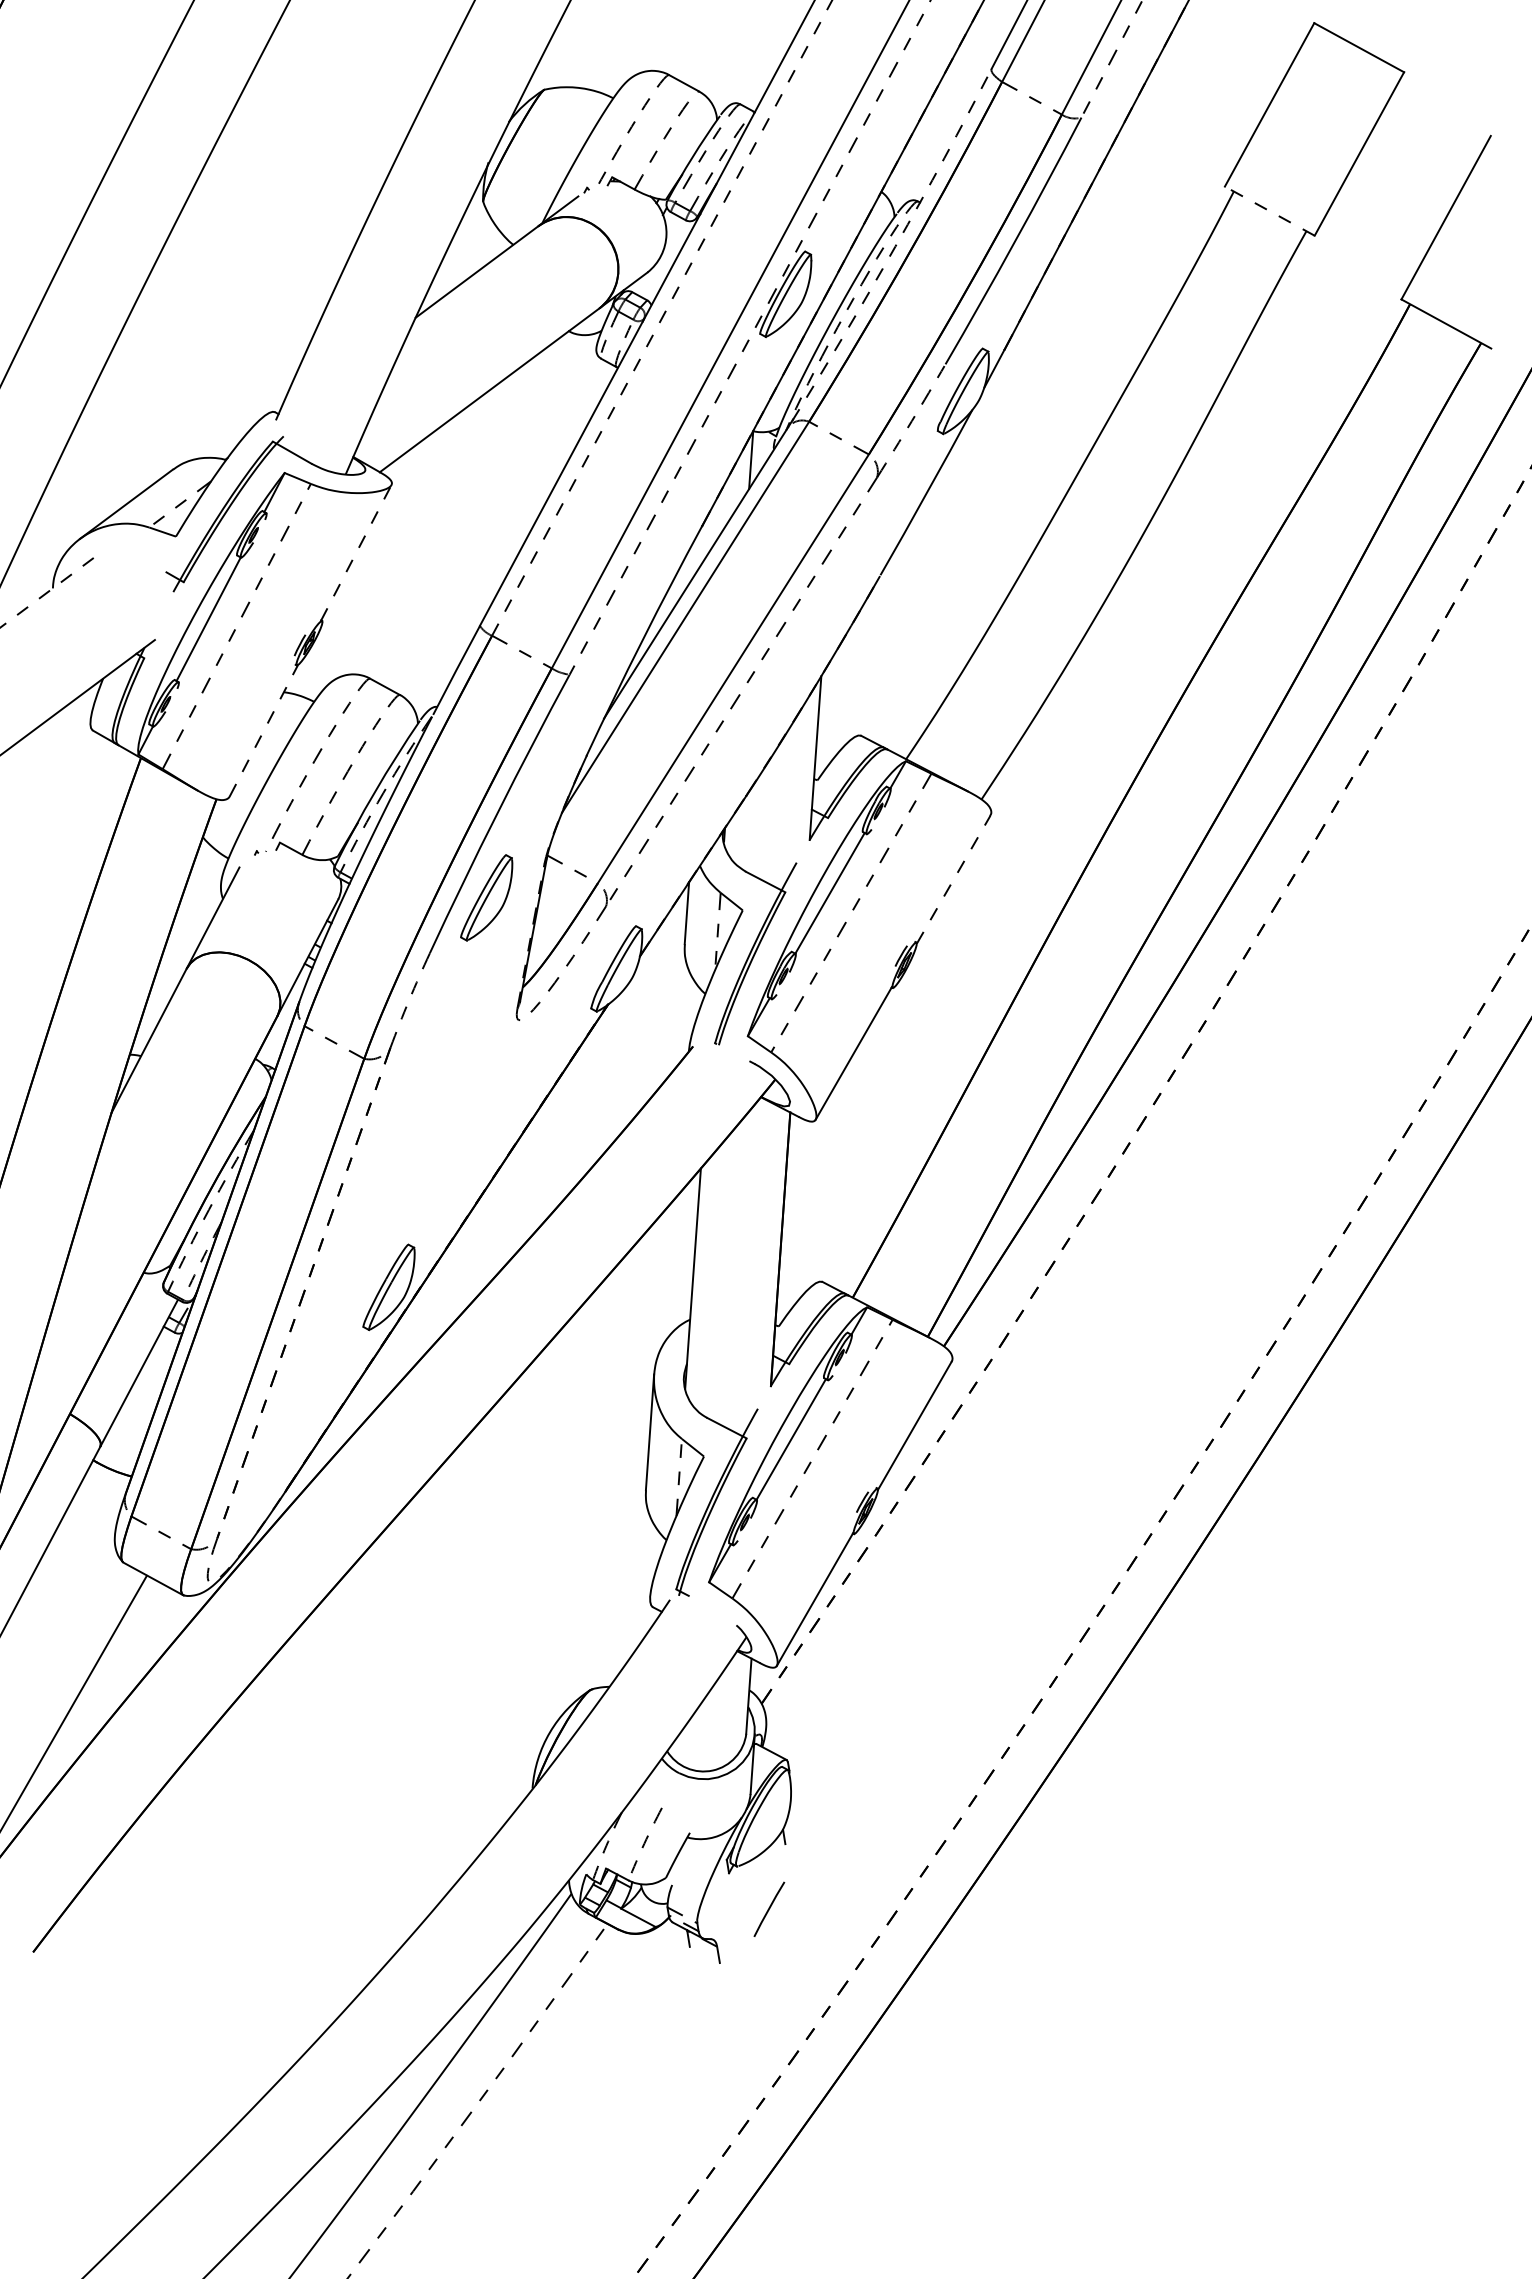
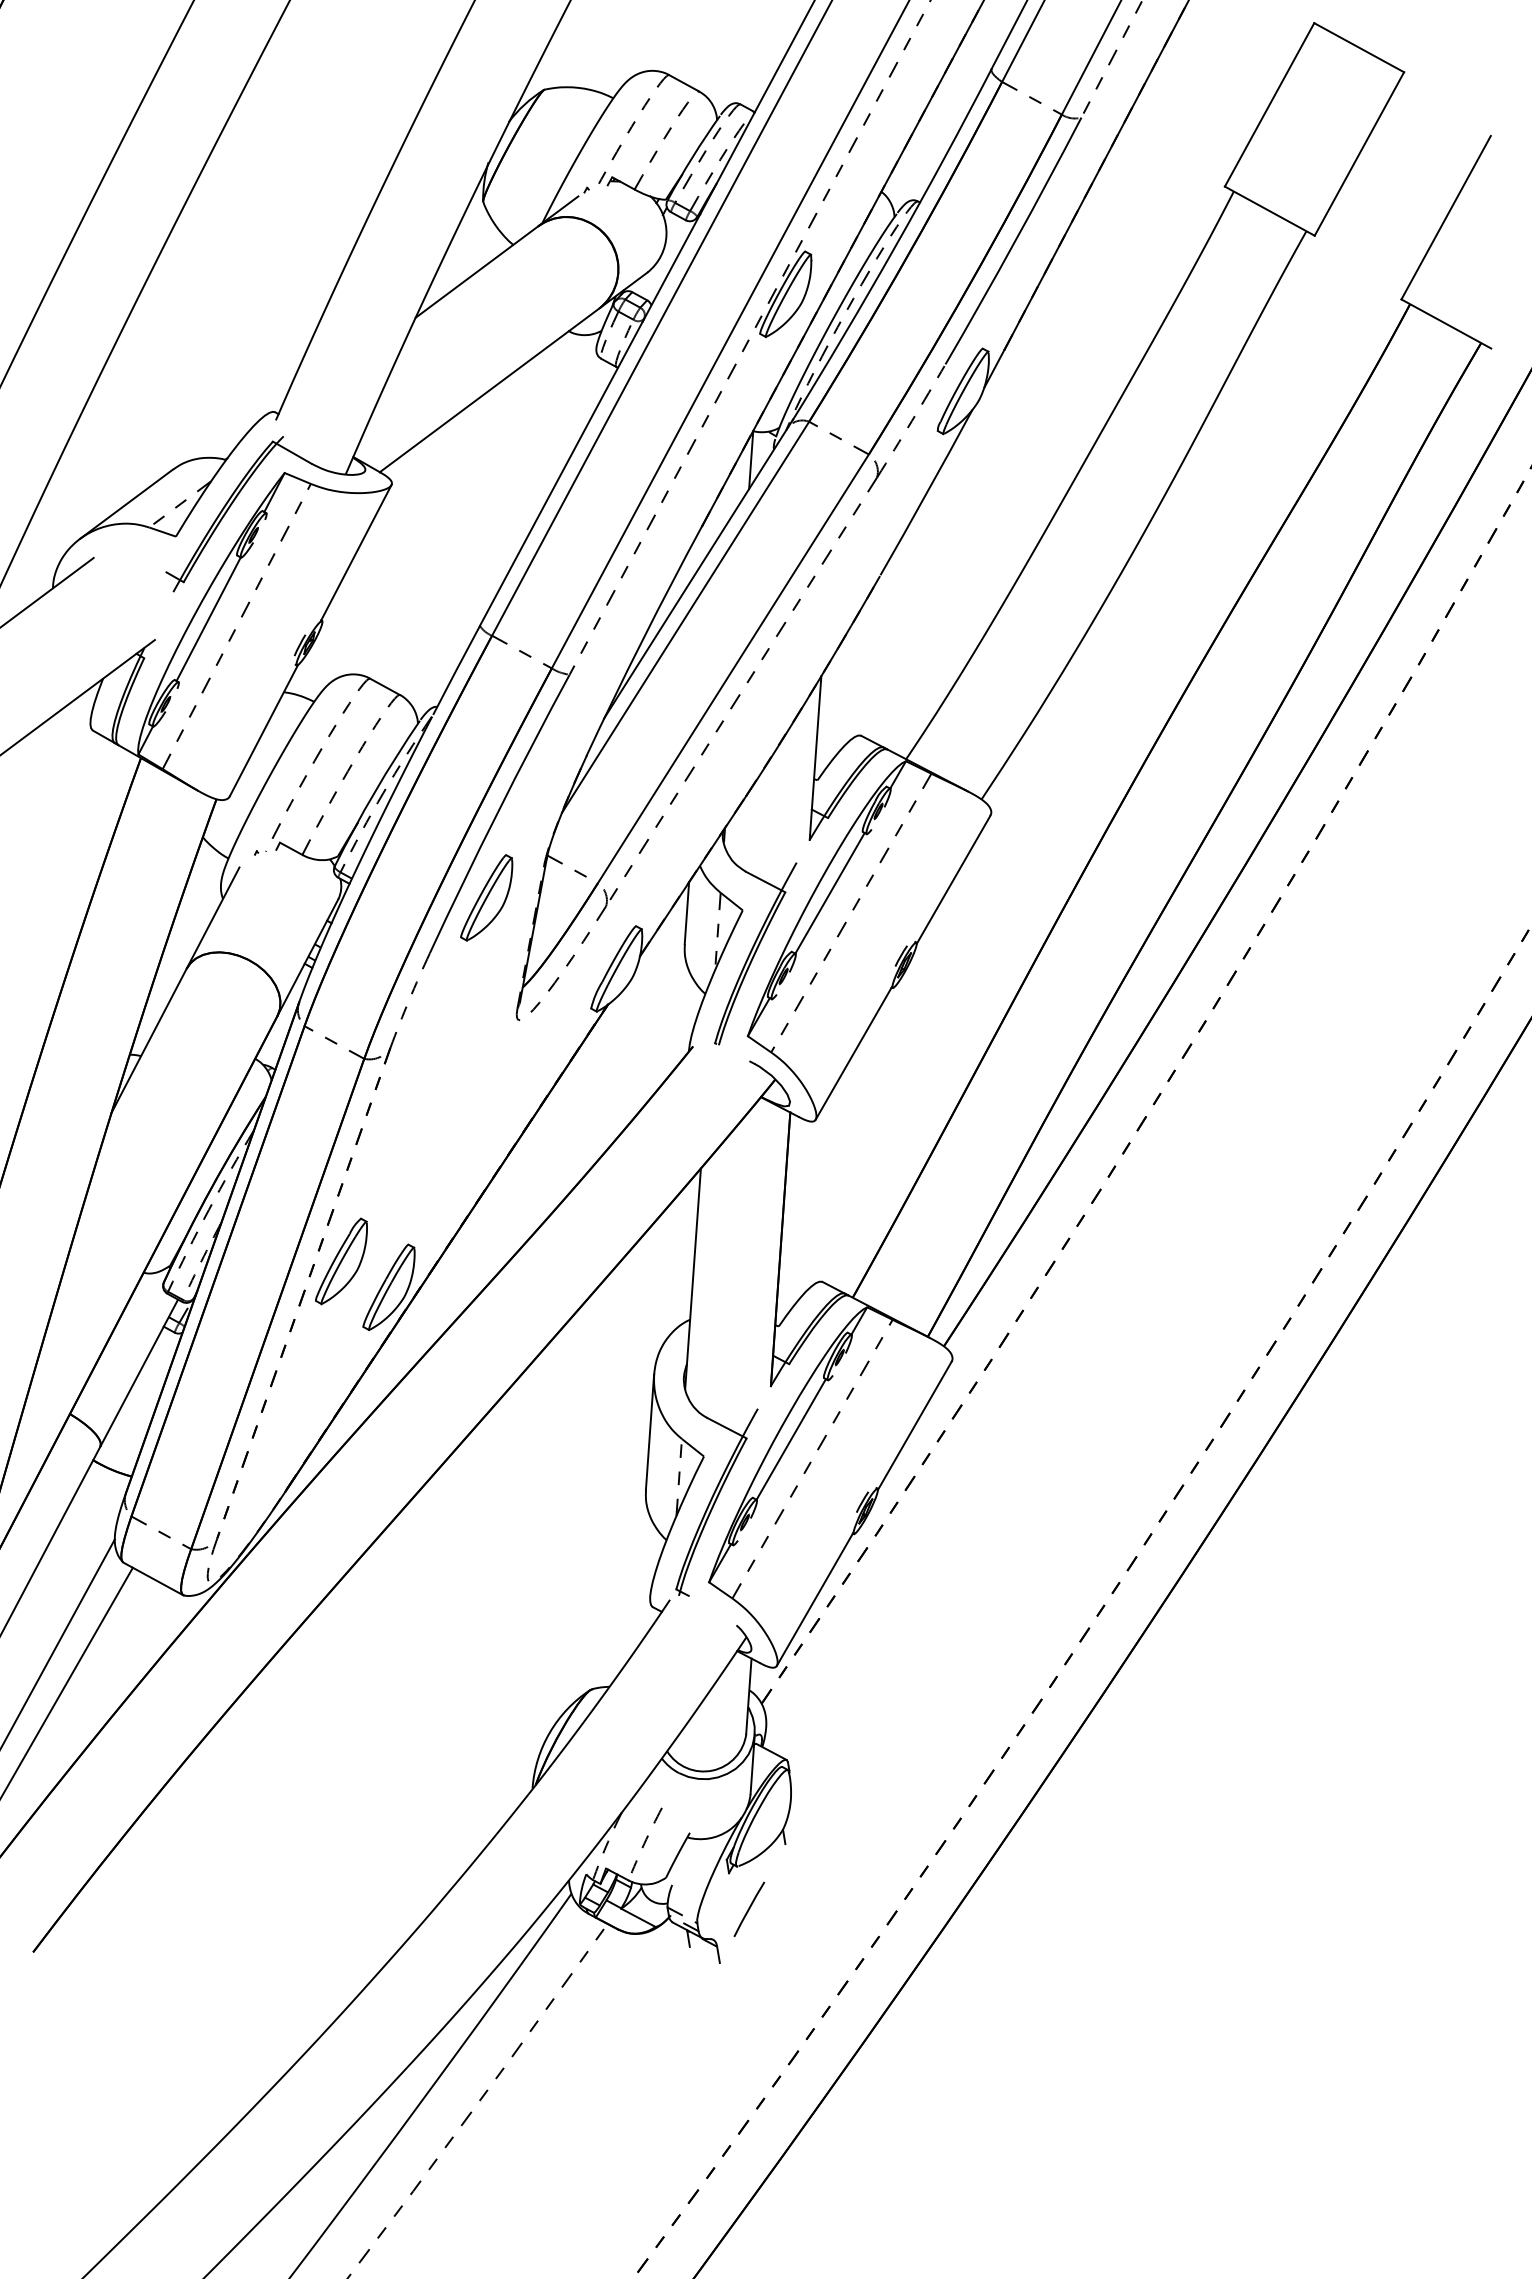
line: dashed -> solid (1269, 210)
arc: dashed -> solid (895, 246)
line: dashed -> solid (662, 317)
line: dashed -> solid (356, 552)
line: dashed -> solid (46, 593)
line: dashed -> solid (263, 730)
line: dashed -> solid (953, 879)
part: none -> present (341, 1261)
line: none -> present (58, 1642)
line position: (74, 1701) -> (67, 1681) (67, 1681)
line position: (769, 1908) -> (749, 1908) (749, 1908)
